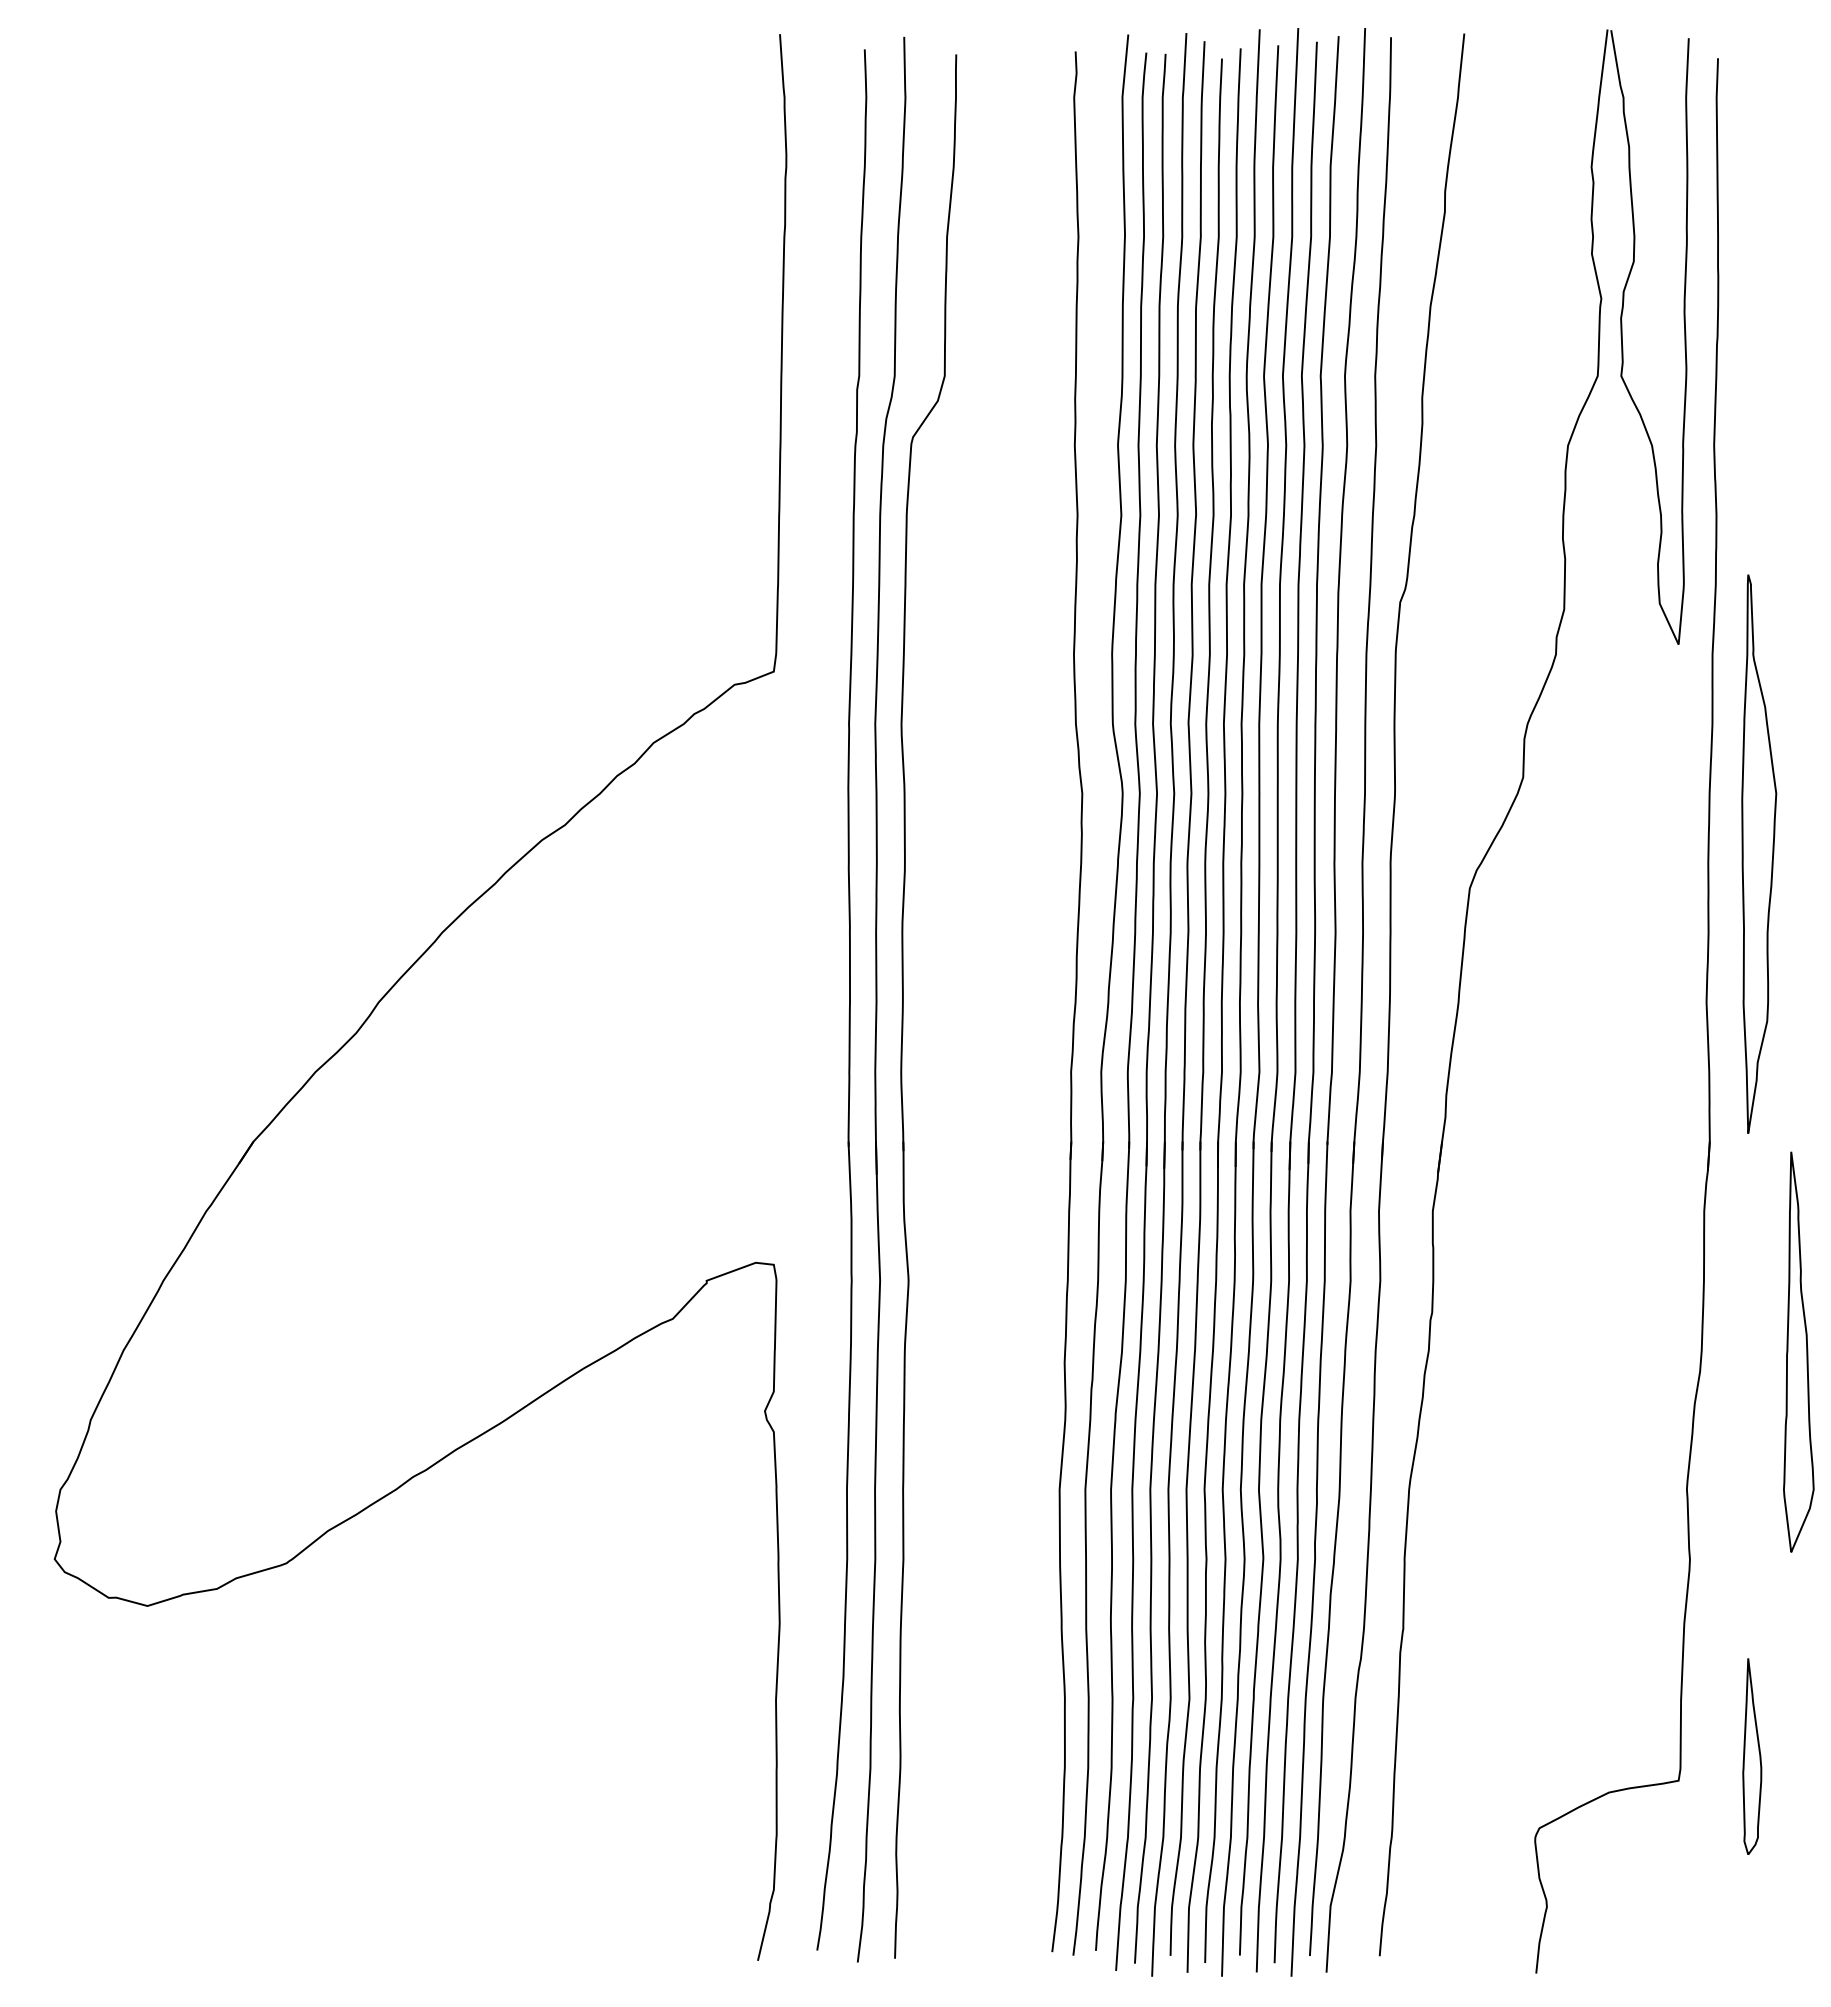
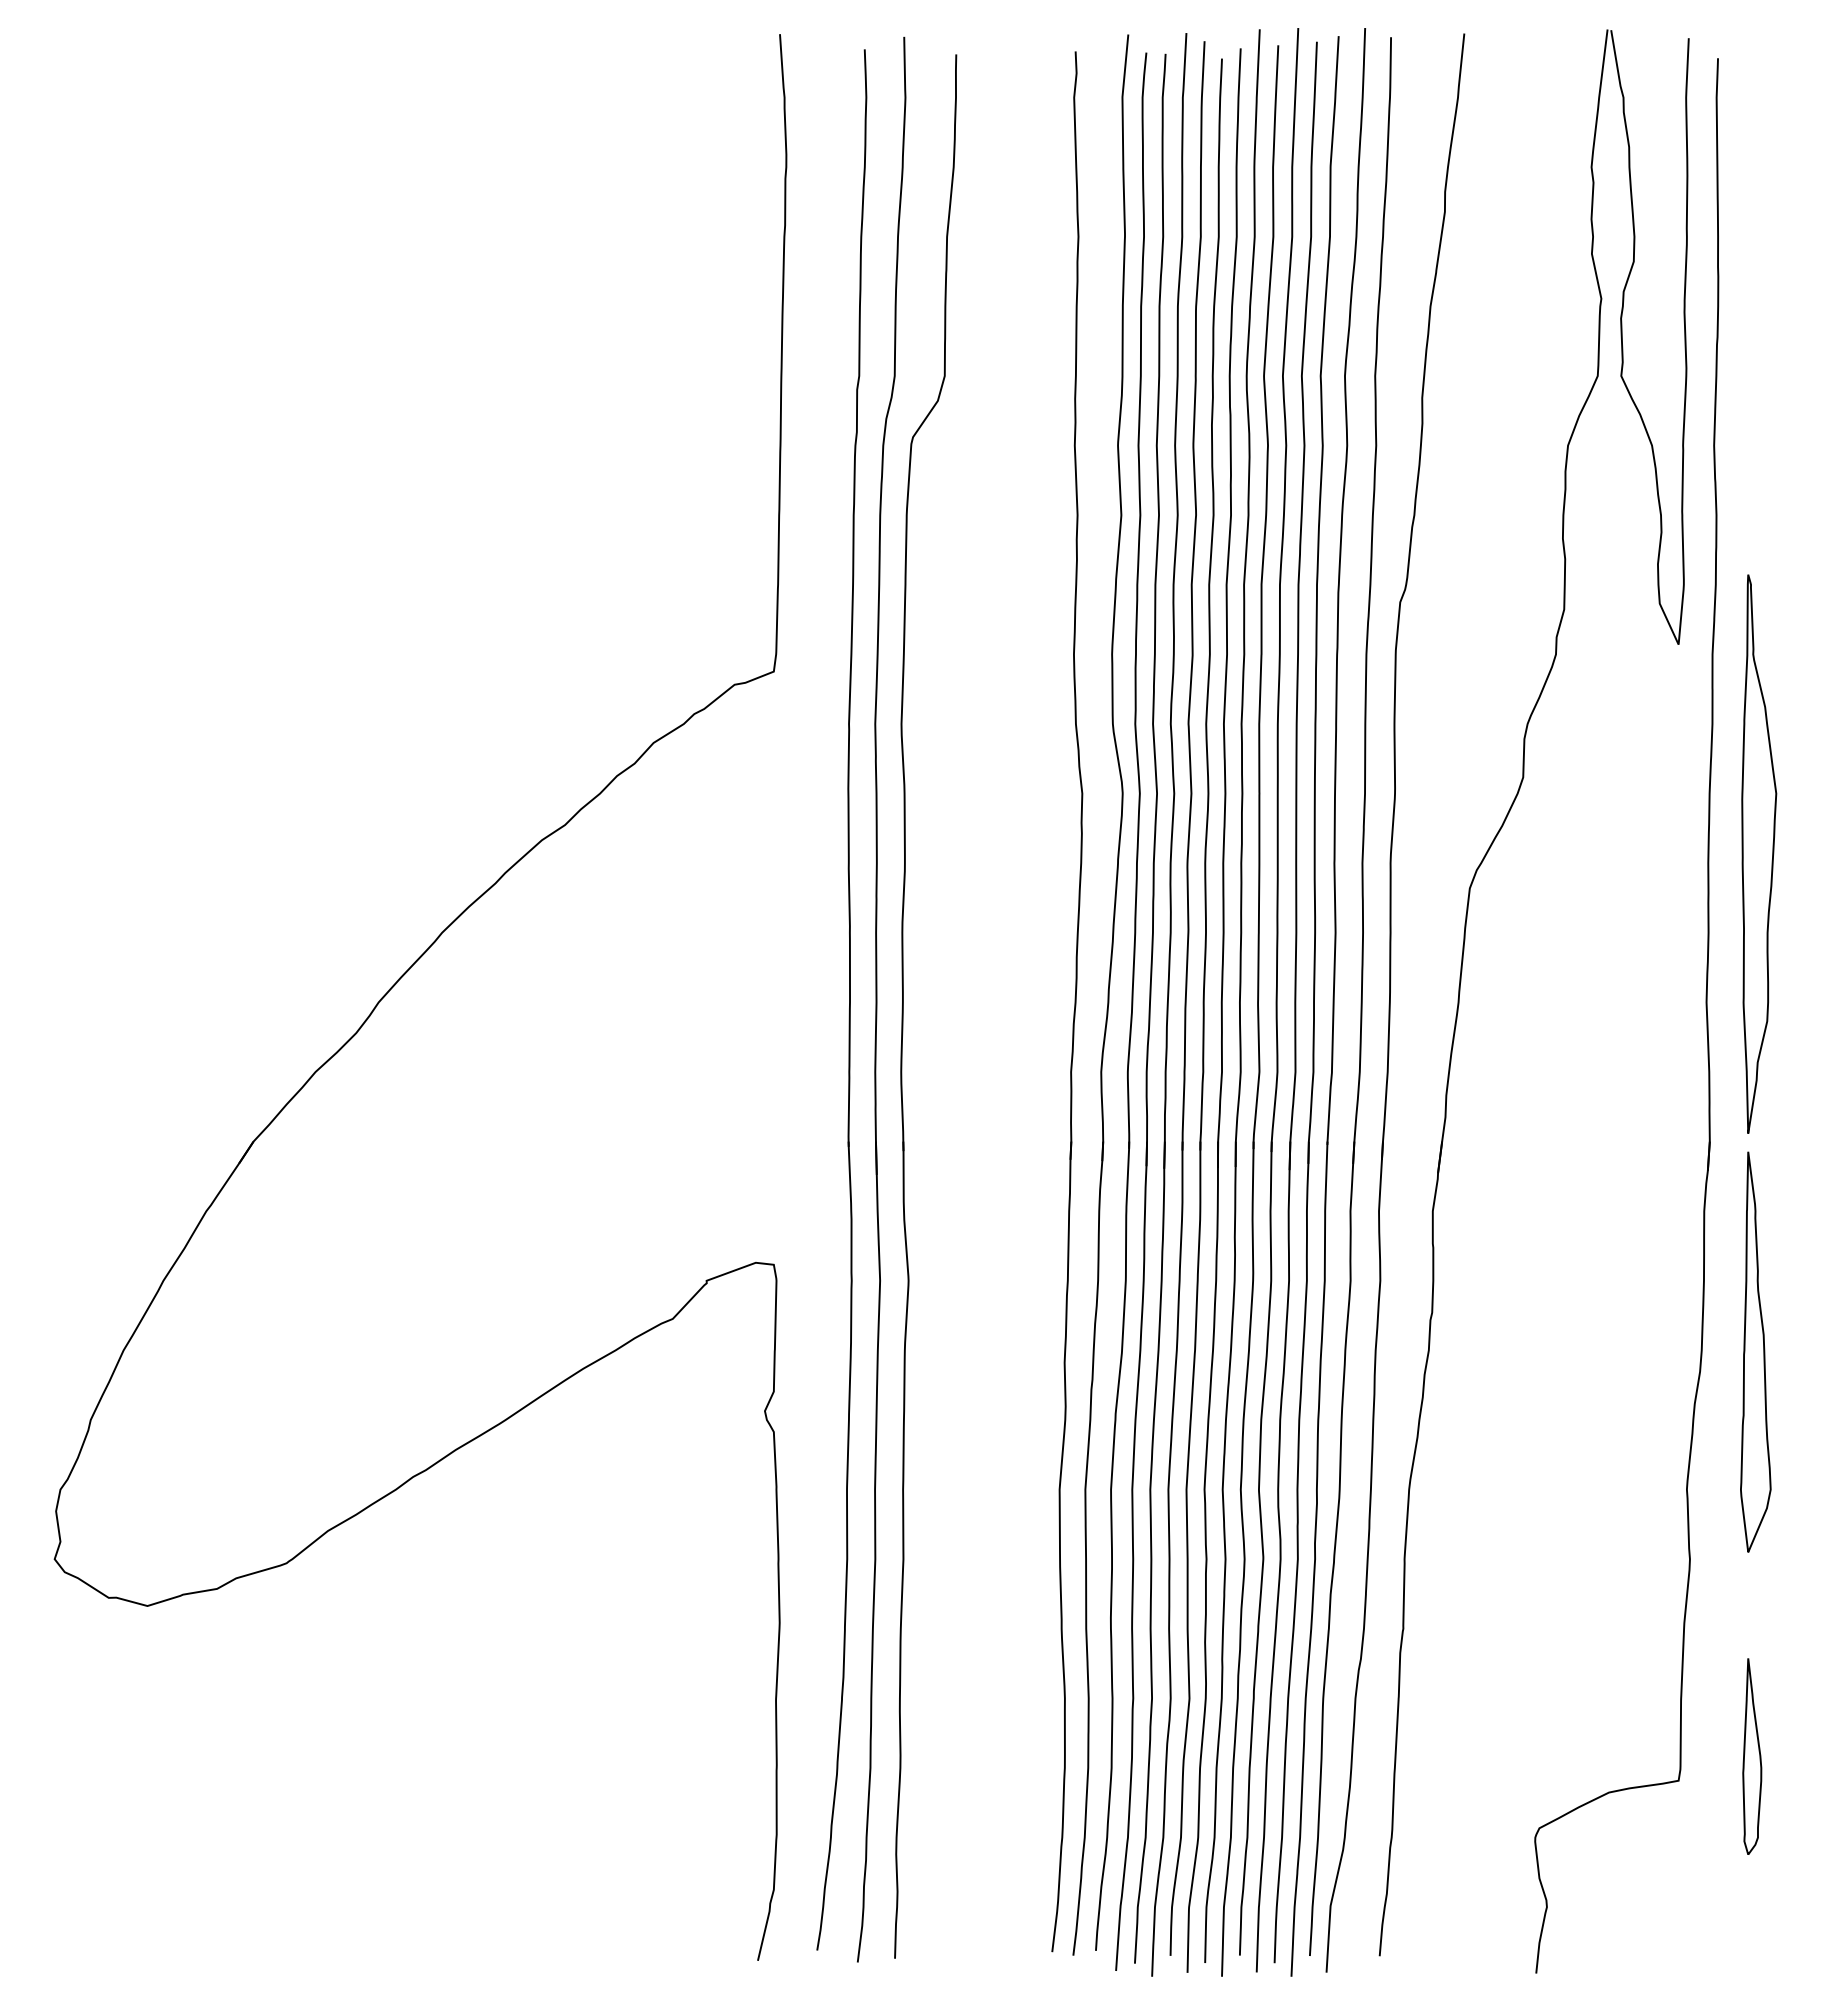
part position: (1798, 1351) -> (1755, 1351) (1755, 1351)
